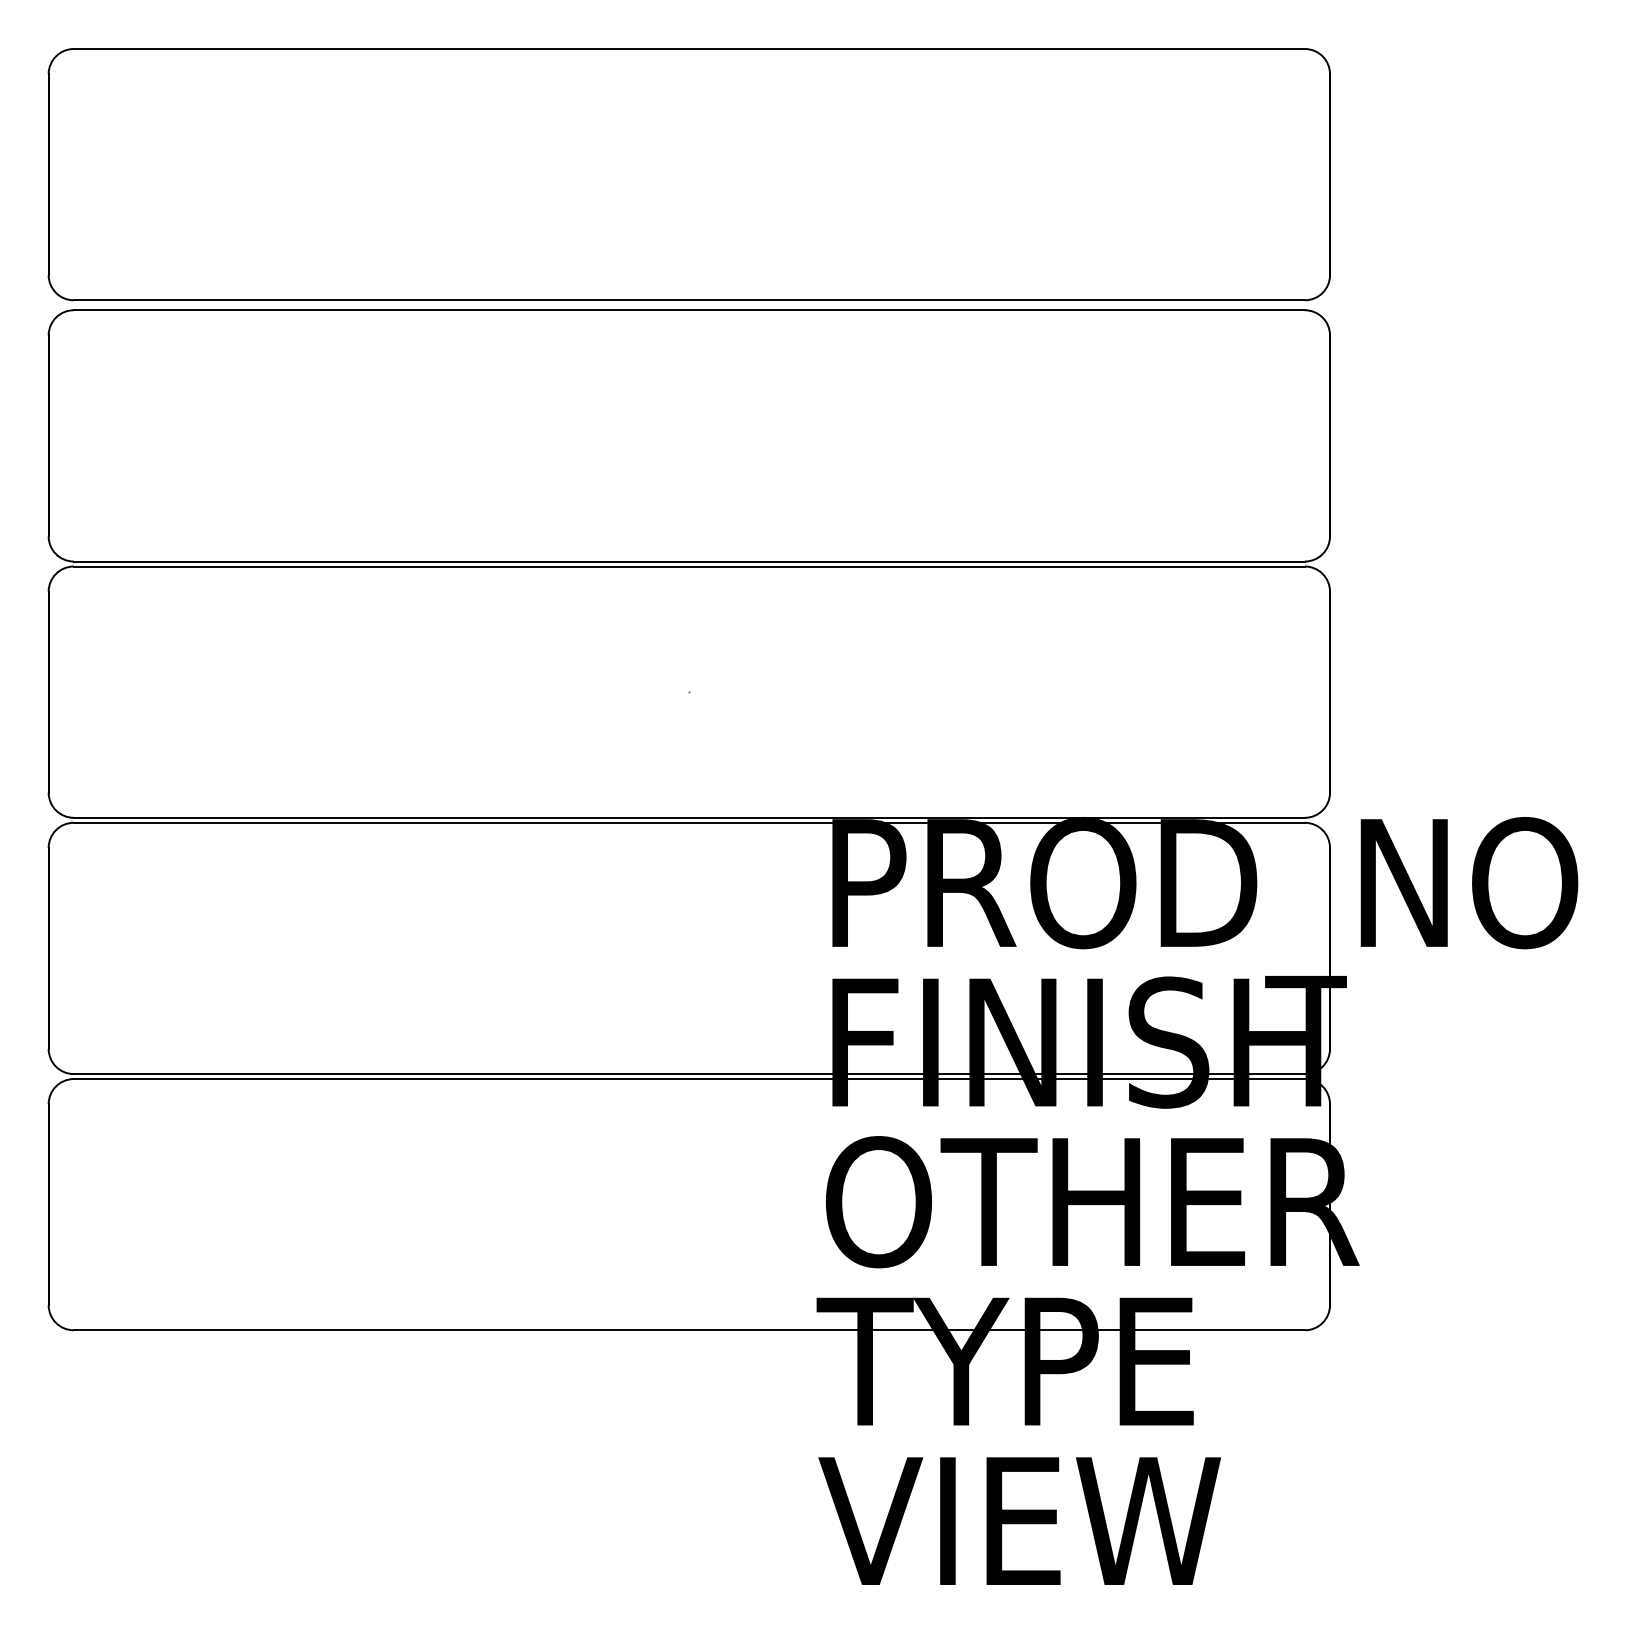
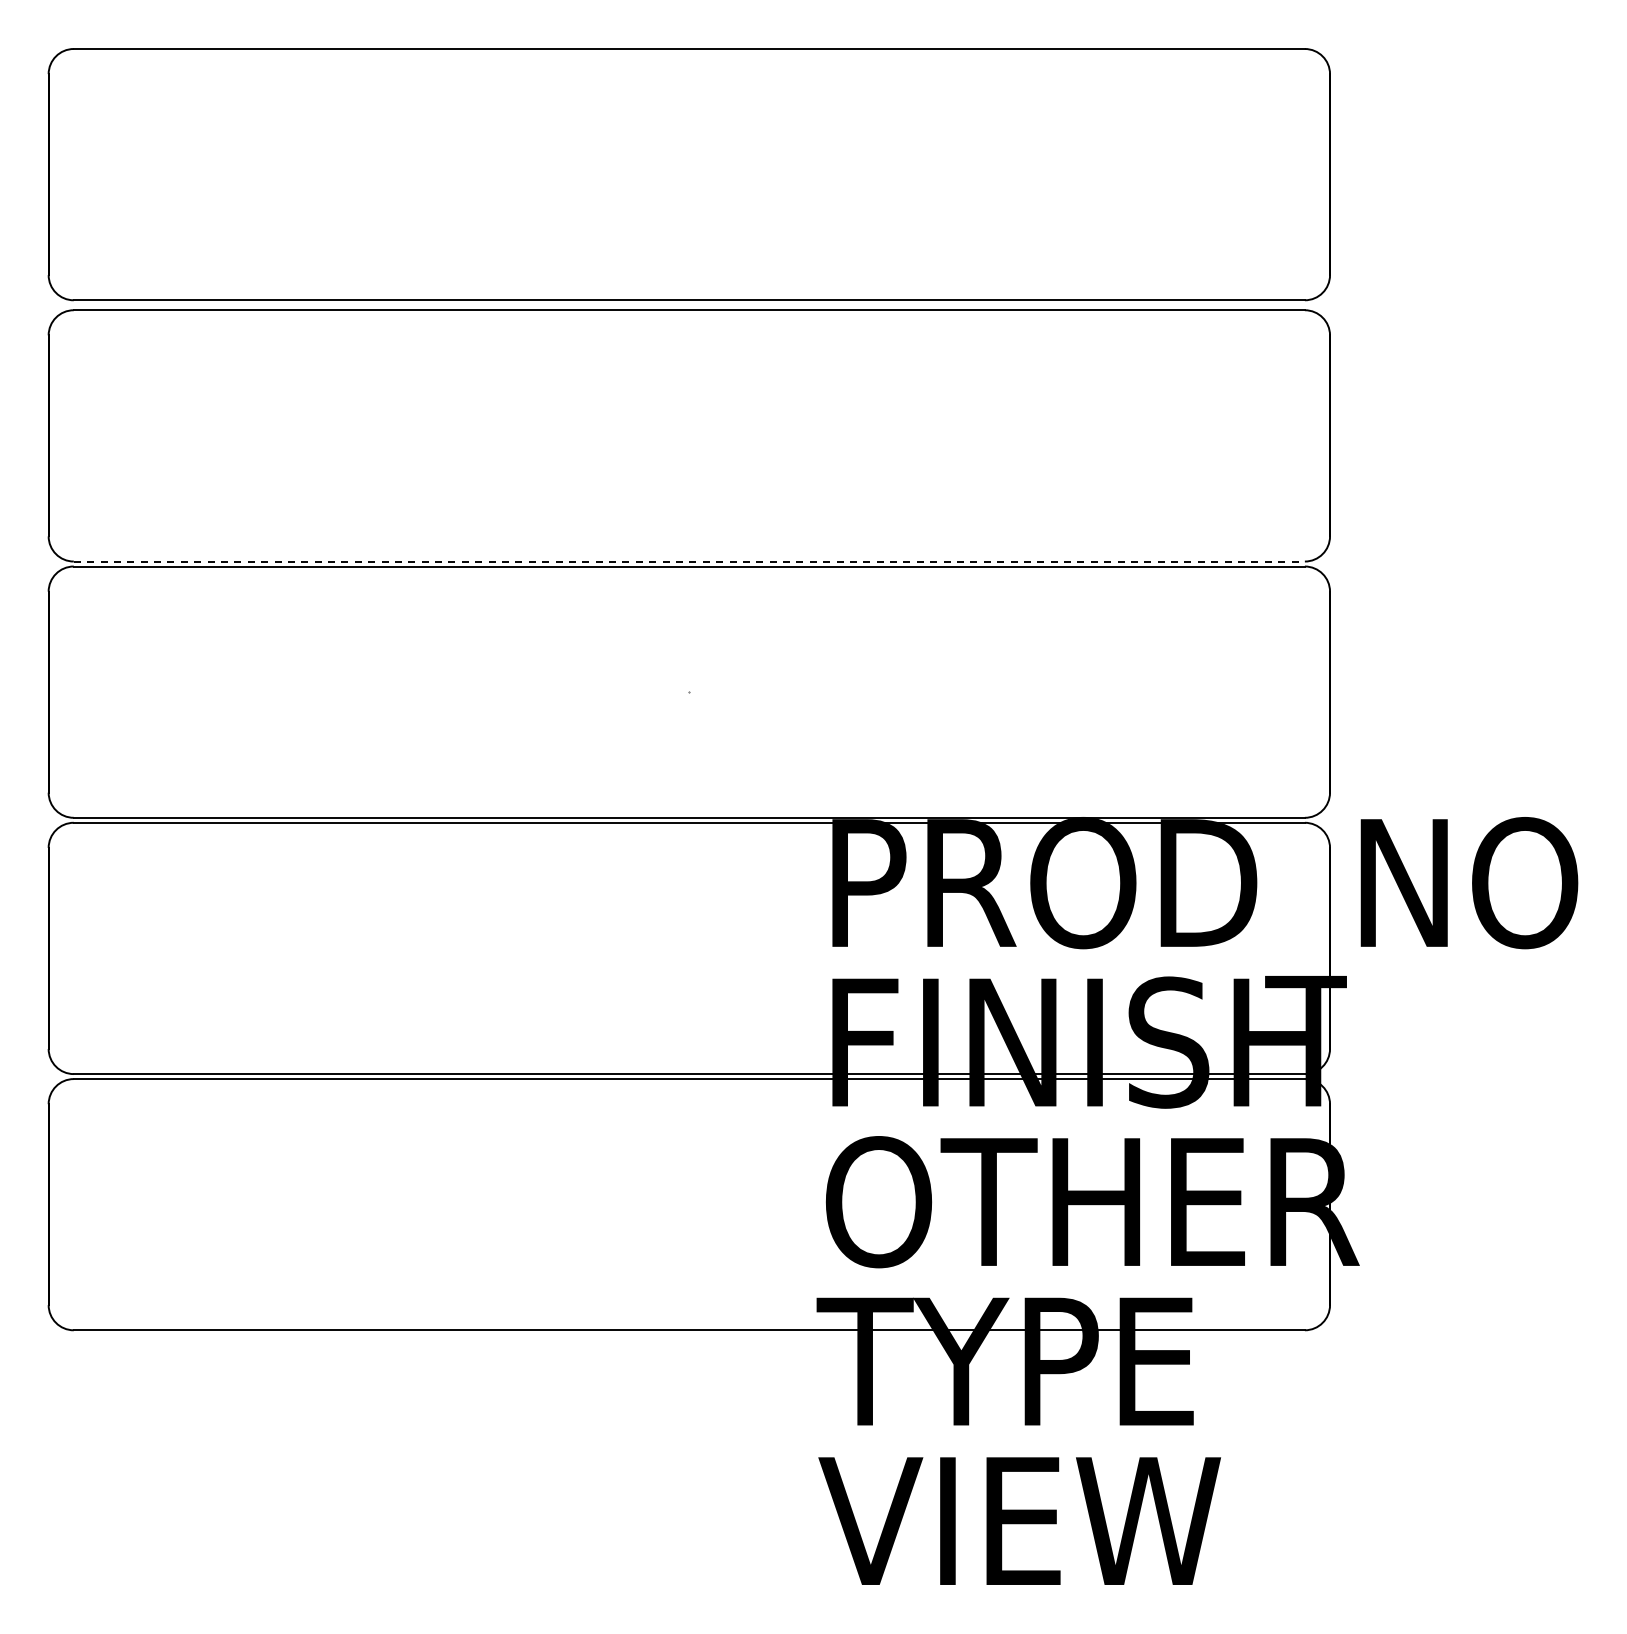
line: solid -> dashed (689, 561)
